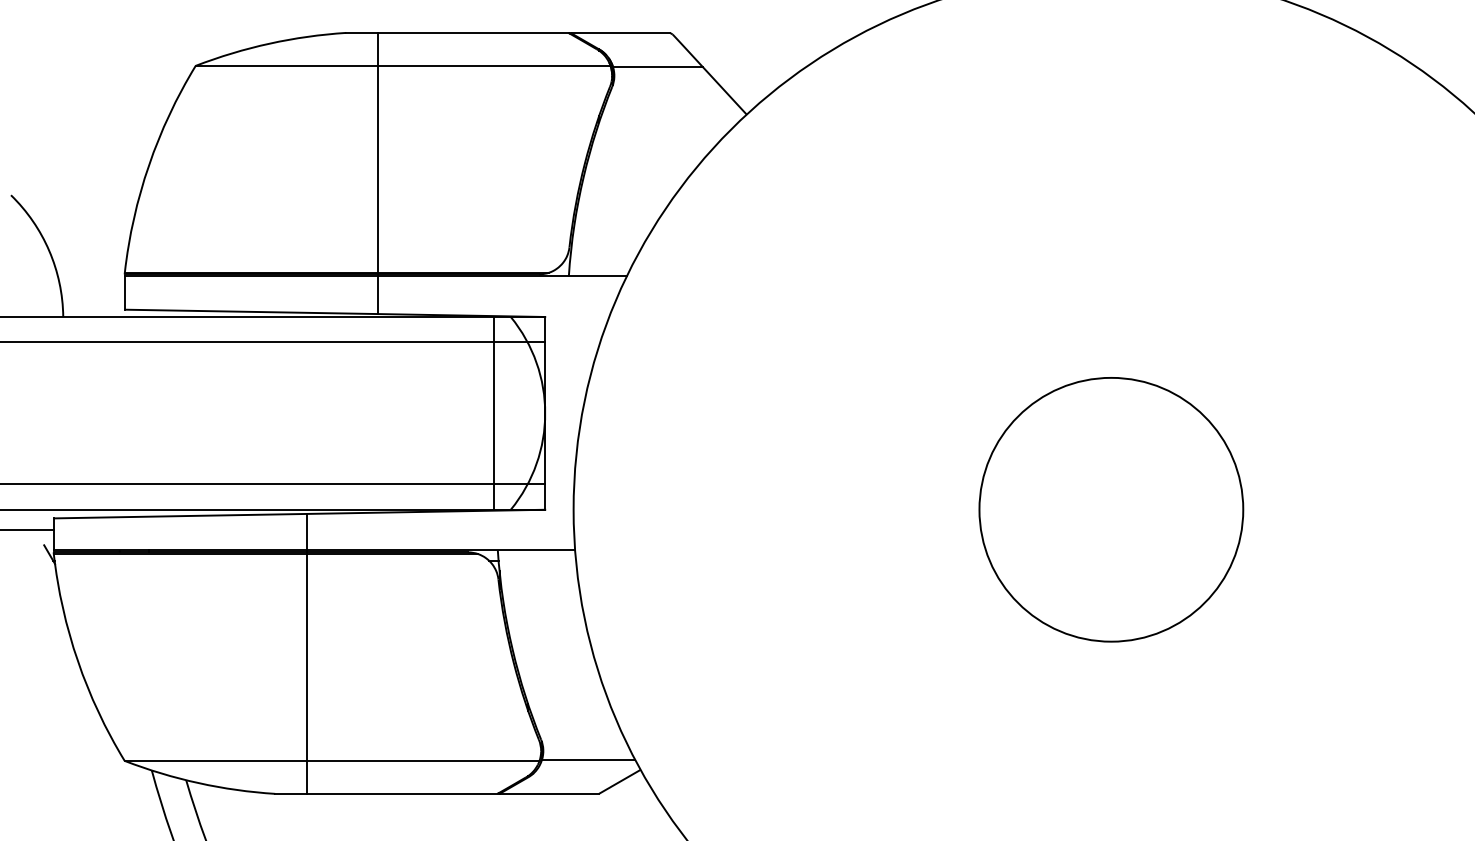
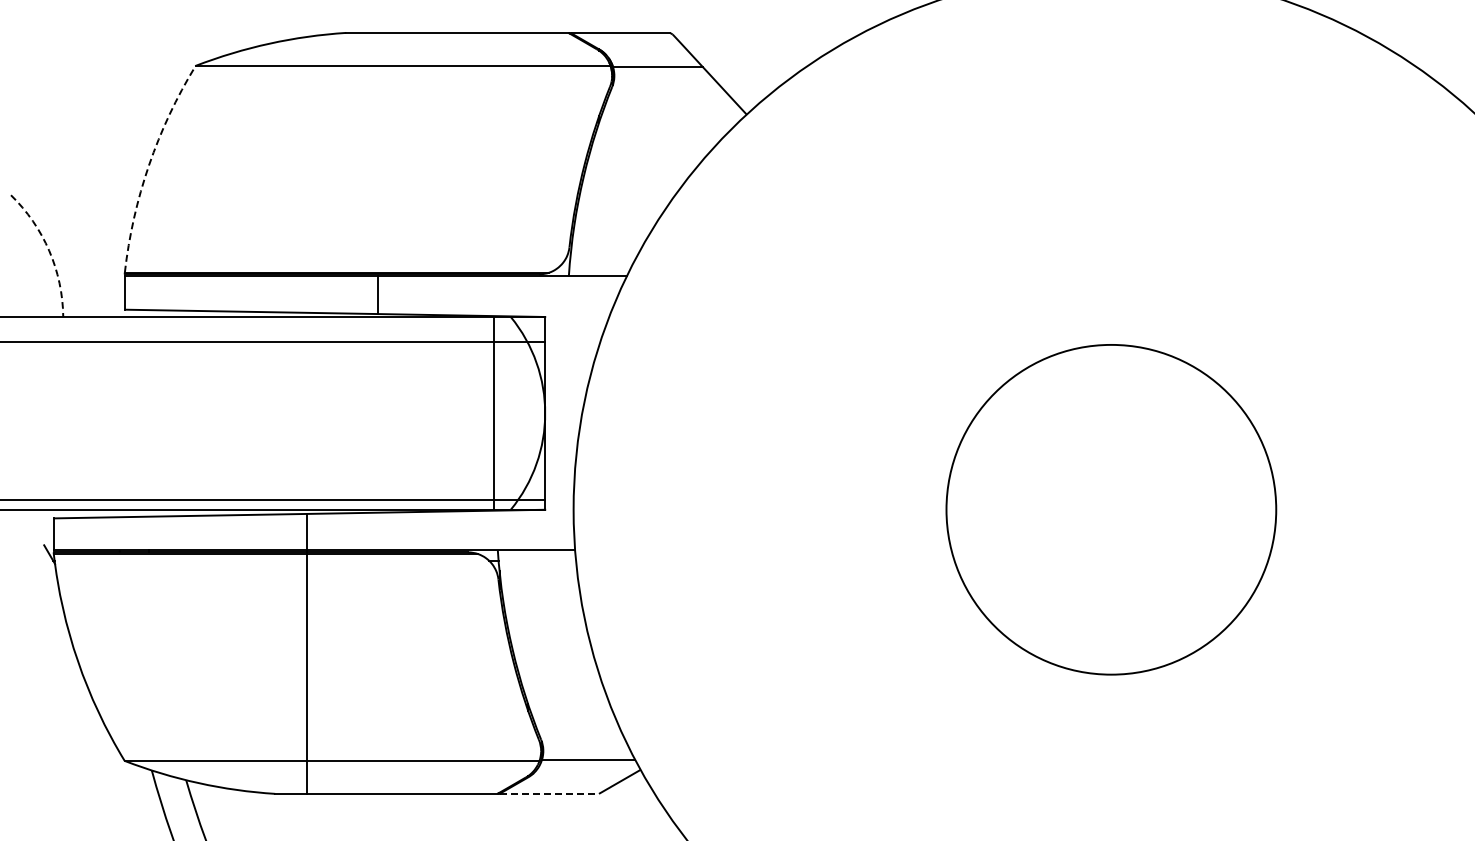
line: present -> none (378, 153)
arc: solid -> dashed (149, 165)
arc: solid -> dashed (49, 250)
line position: (273, 484) -> (273, 500) (273, 500)
circle diameter: 264 px -> 330 px (1111, 509)
line: present -> none (27, 530)
line: solid -> dashed (549, 793)
